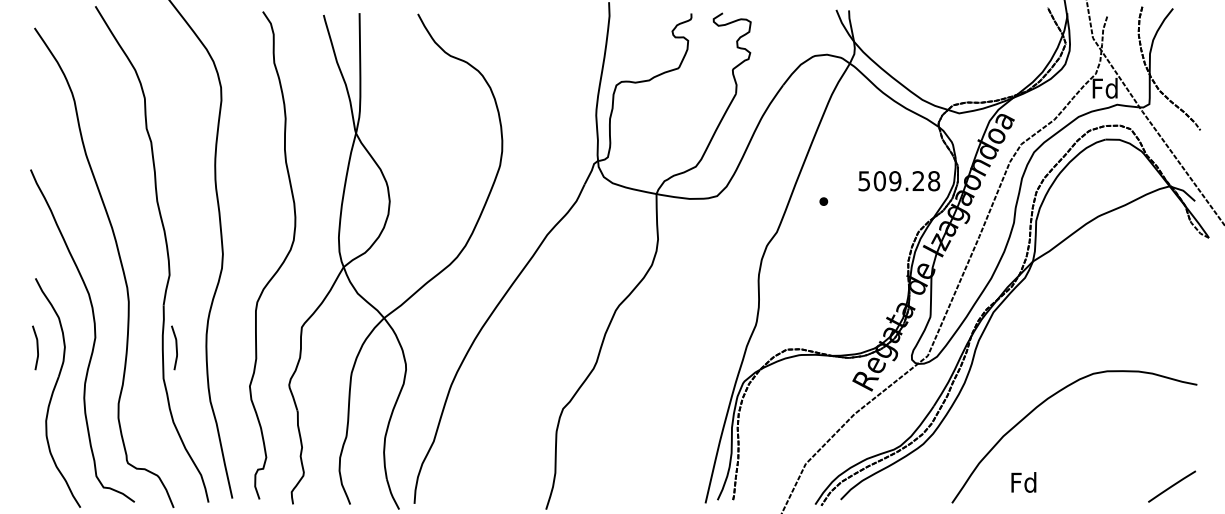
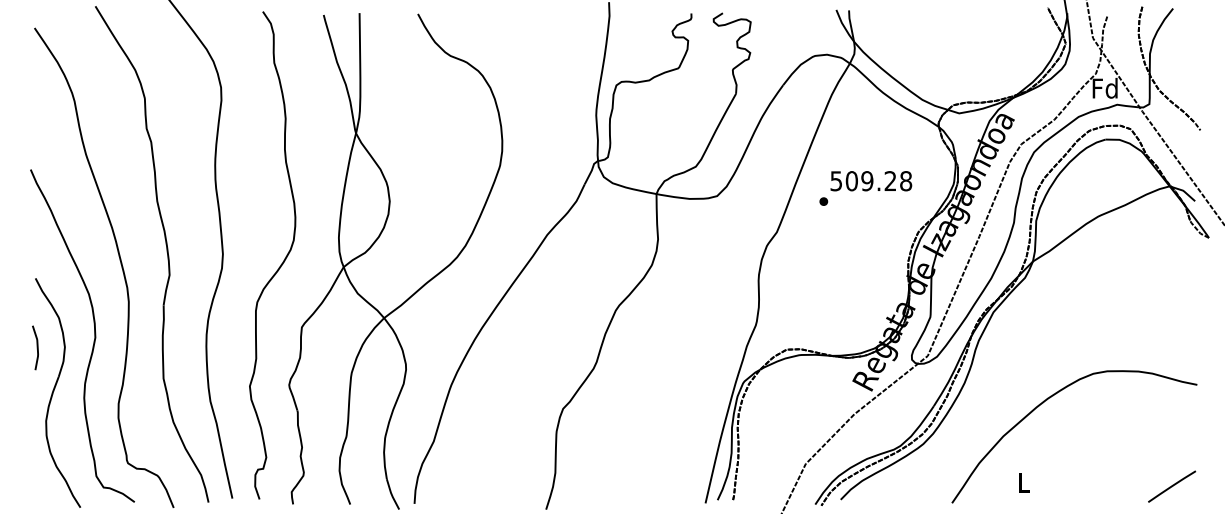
text position: (899, 181) -> (871, 181) (871, 181)
curve: present -> none (175, 347)
text: Fd -> L (1023, 482)
